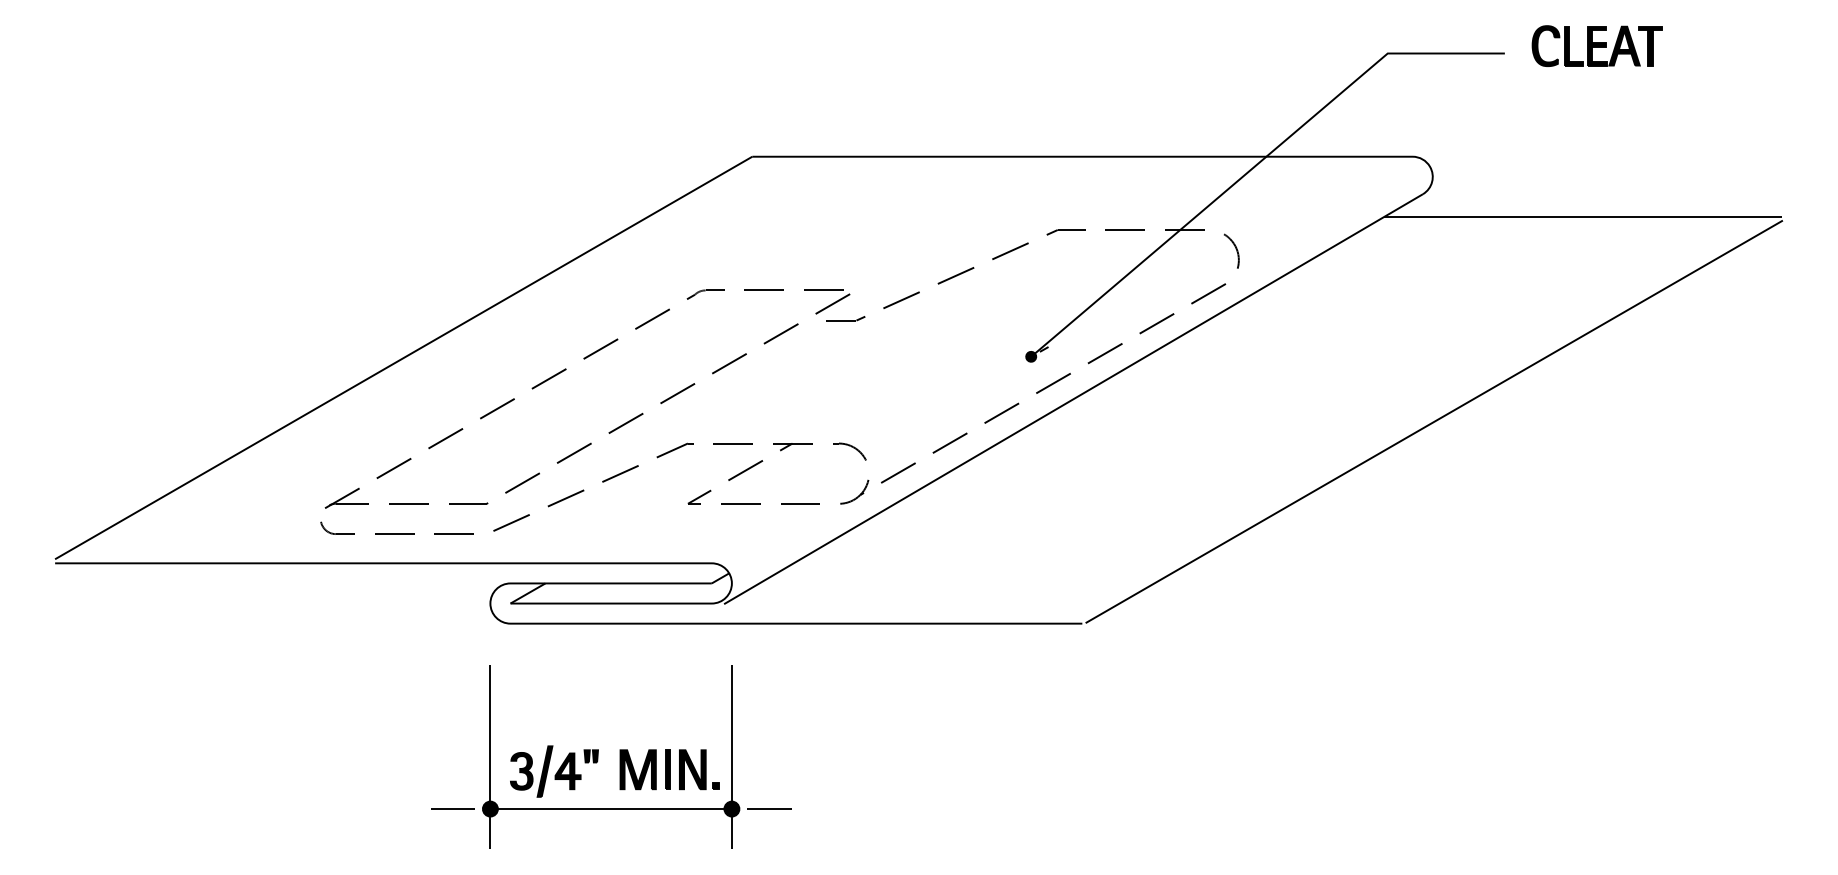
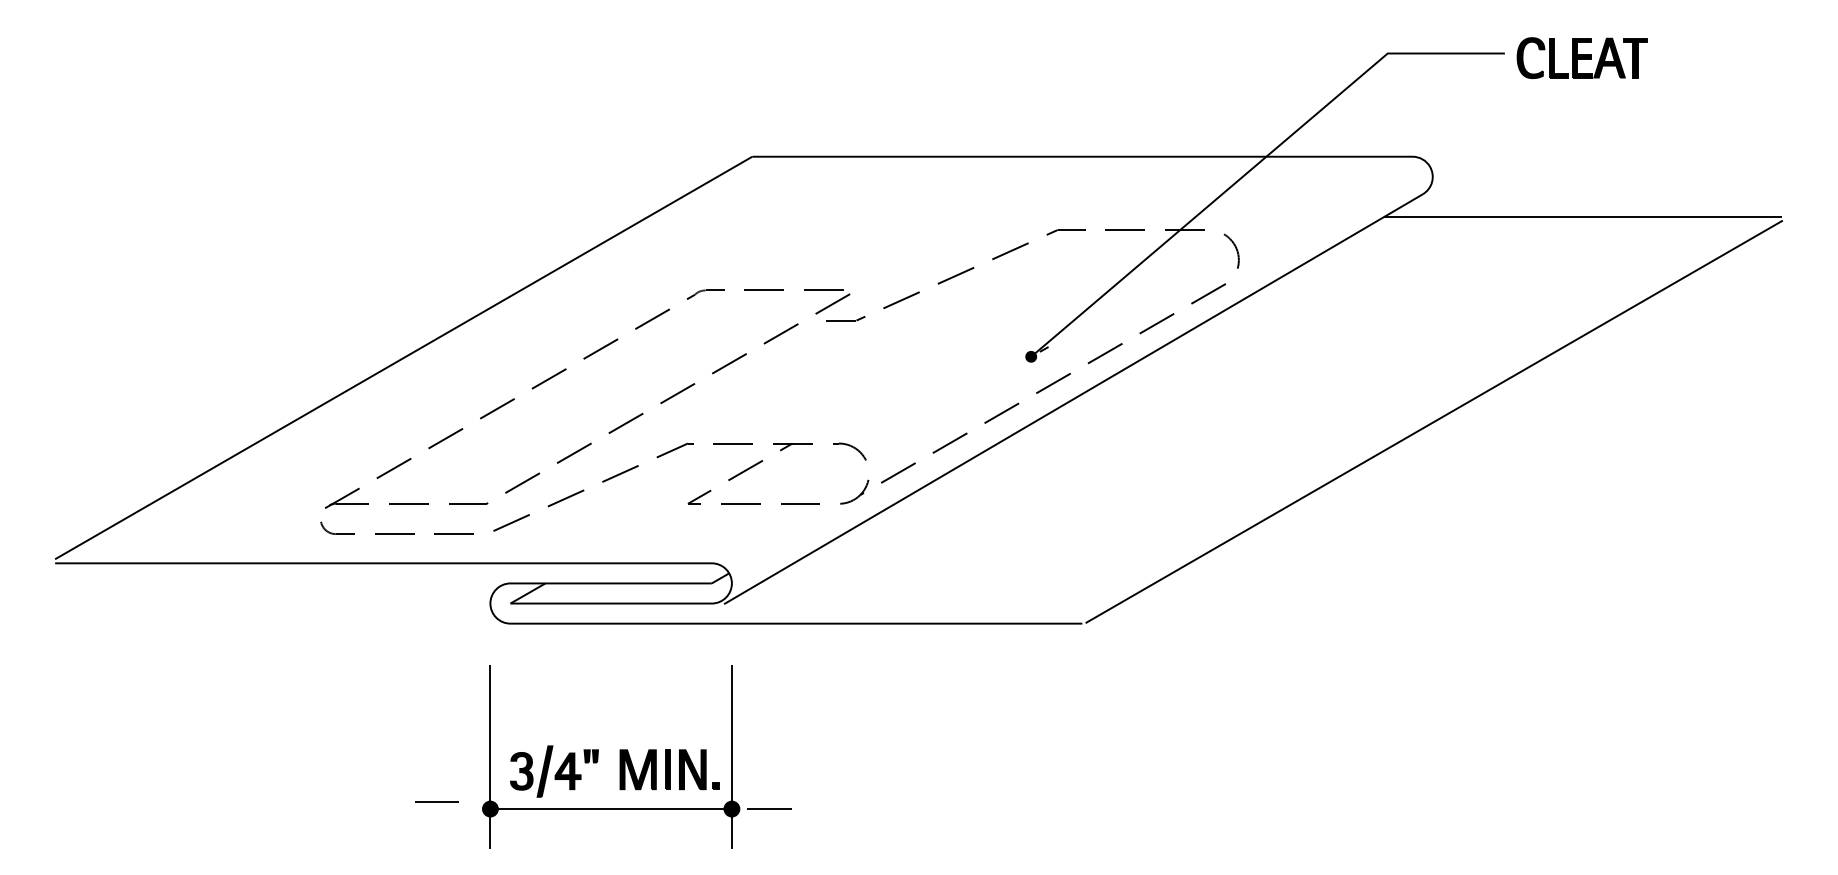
part position: (1596, 45) -> (1581, 57) (1581, 57)
line position: (452, 808) -> (436, 801) (436, 801)
